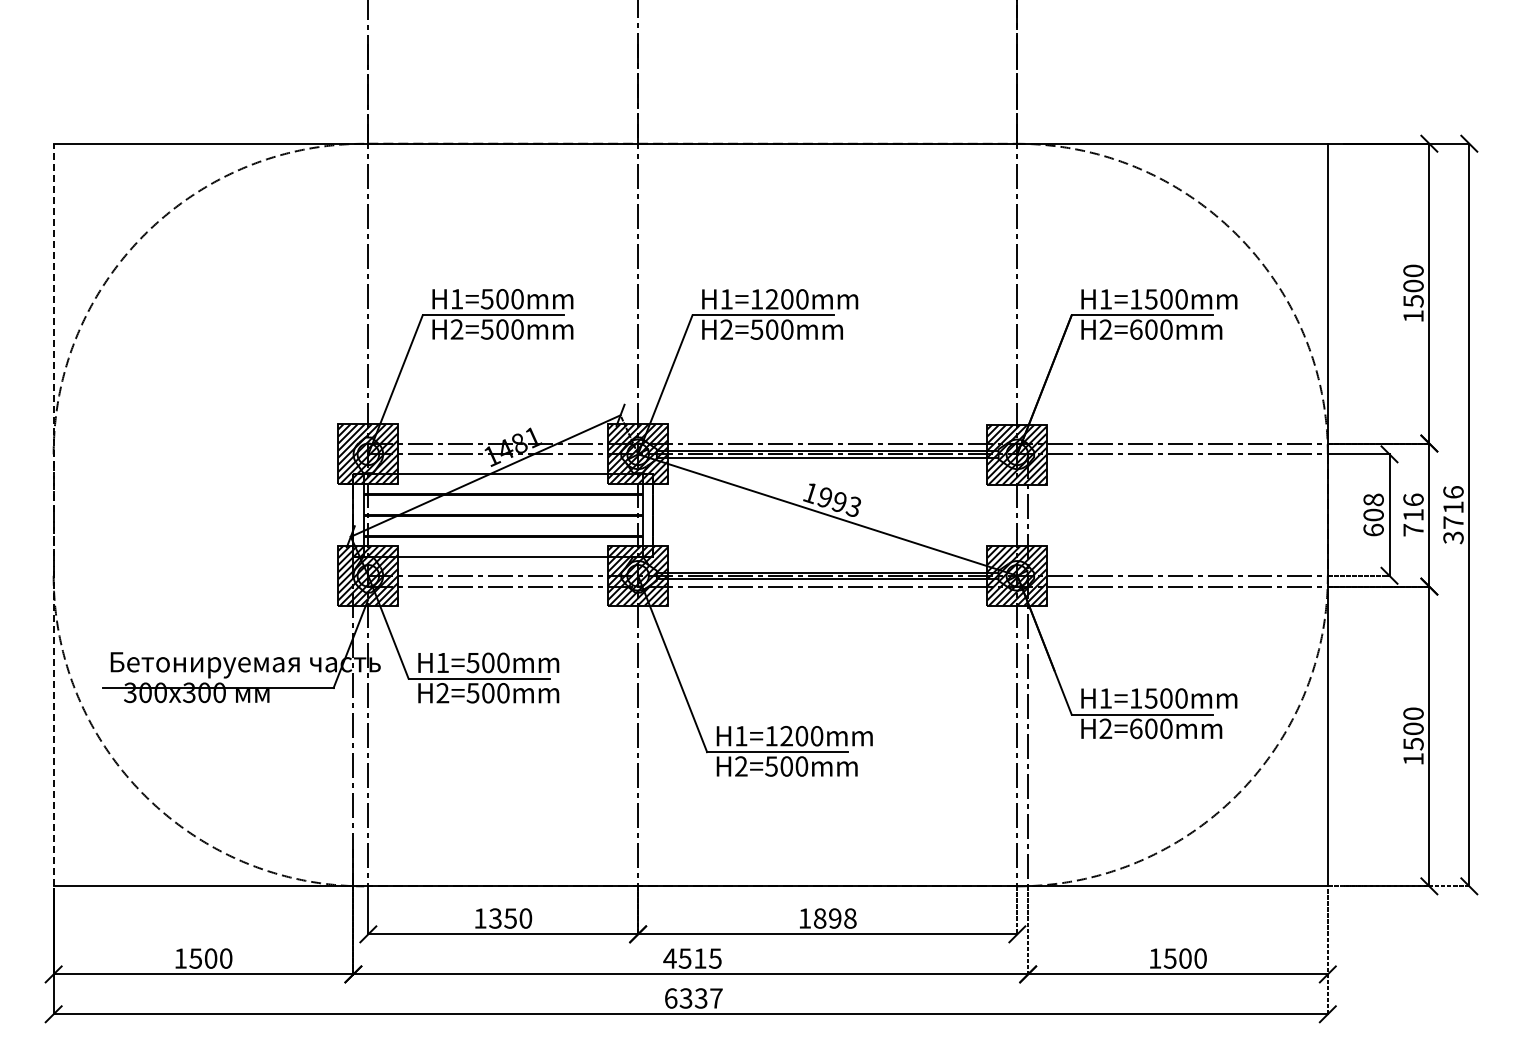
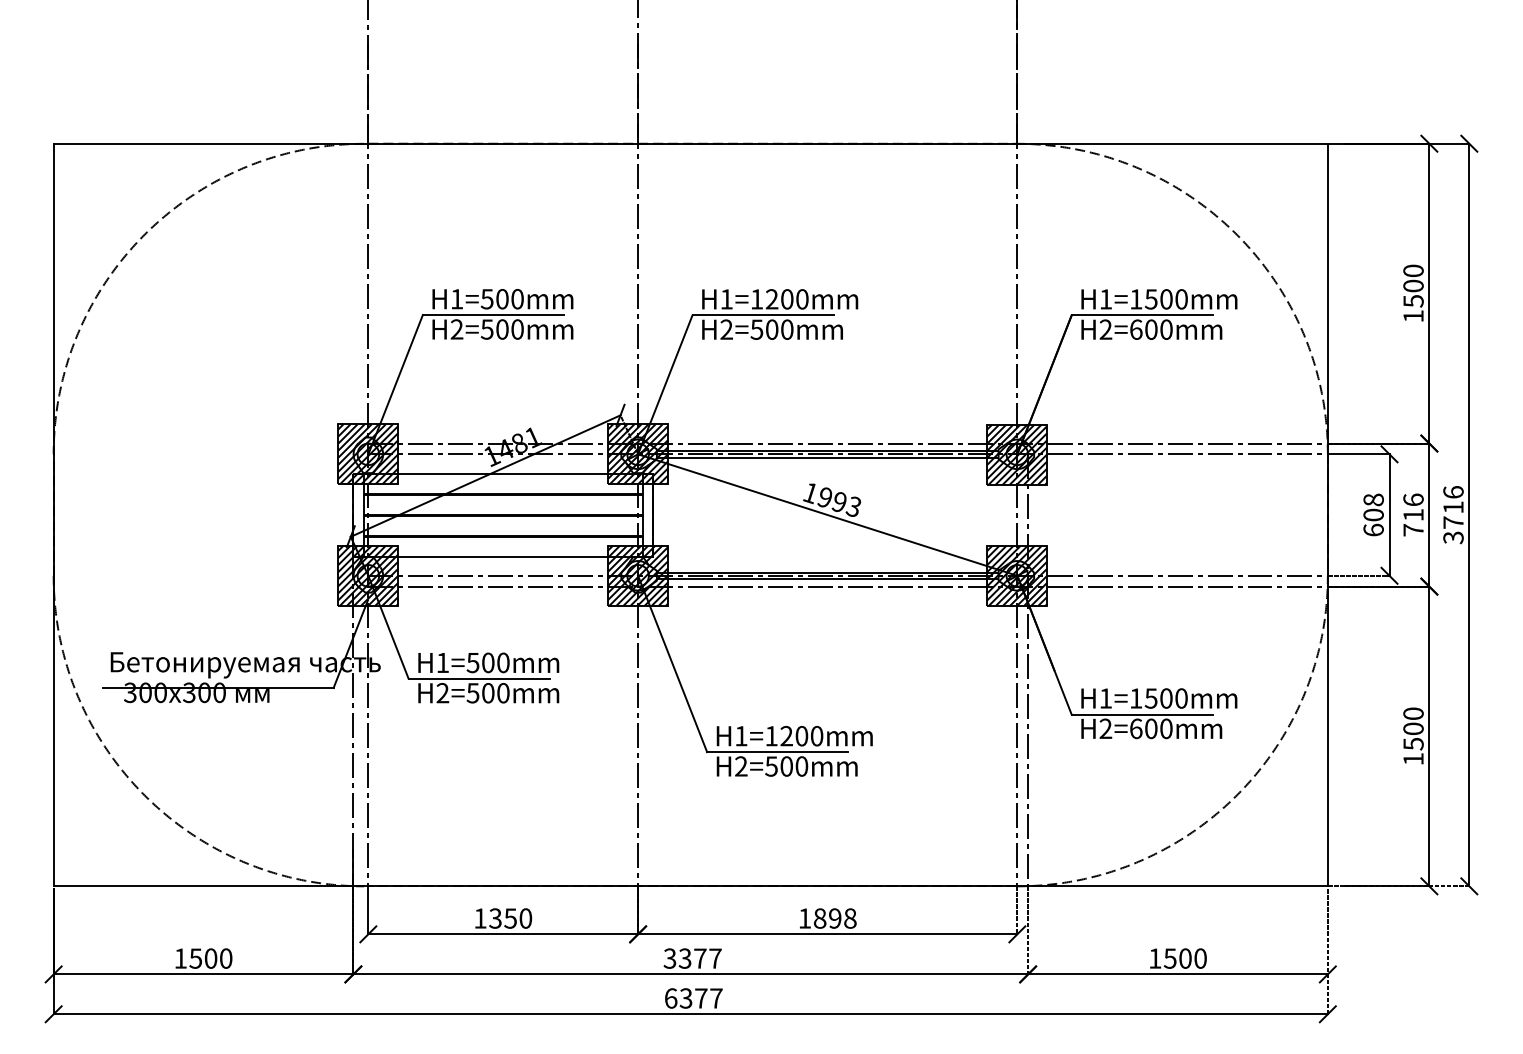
line: dashed -> solid (53, 514)
text: 4515 -> 3377 (692, 958)
text: 6337 -> 6377 (700, 998)
